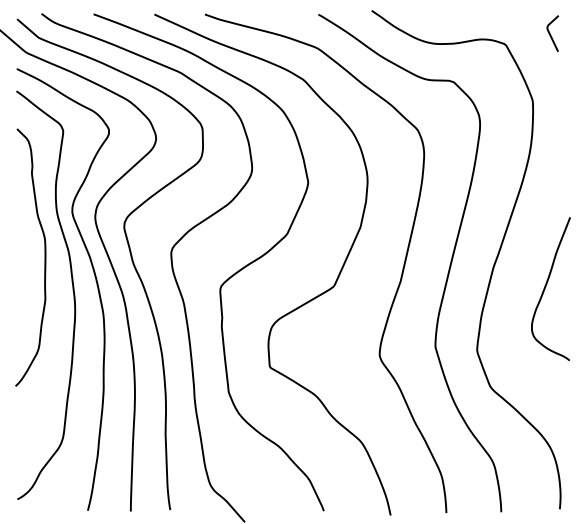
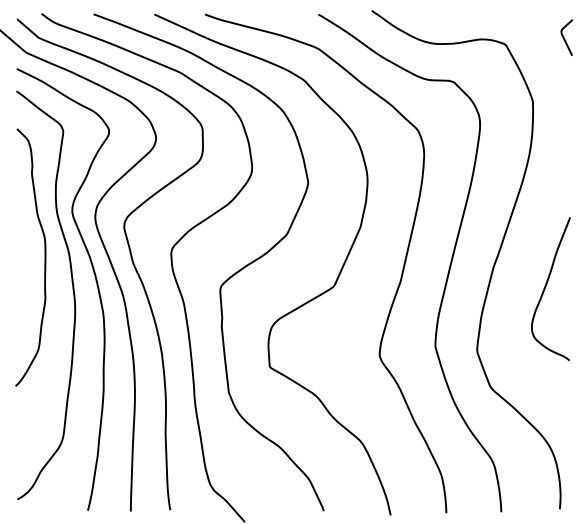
curve position: (550, 33) -> (564, 37) (564, 37)
